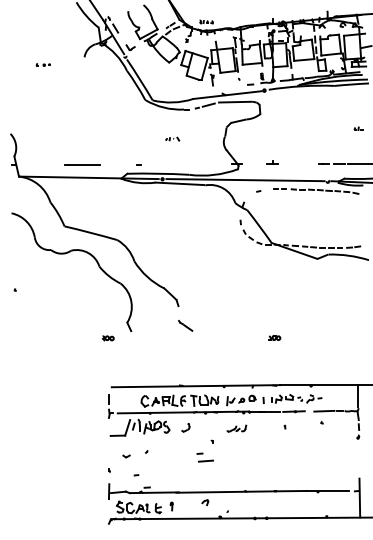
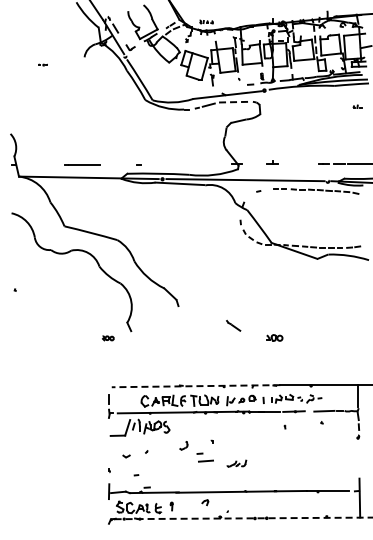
part size: 16x4 px -> 10x4 px (42, 64)
line: solid -> dashed (235, 102)
part position: (358, 128) -> (357, 106) (357, 106)
part: present -> none (172, 138)
part position: (185, 325) -> (233, 325) (233, 325)
part size: 14x6 px -> 18x8 px (274, 337)
line: solid -> dashed (195, 386)
part position: (185, 427) -> (183, 445) (183, 445)
part position: (236, 428) -> (236, 463) (236, 463)
line: solid -> dashed (243, 518)
